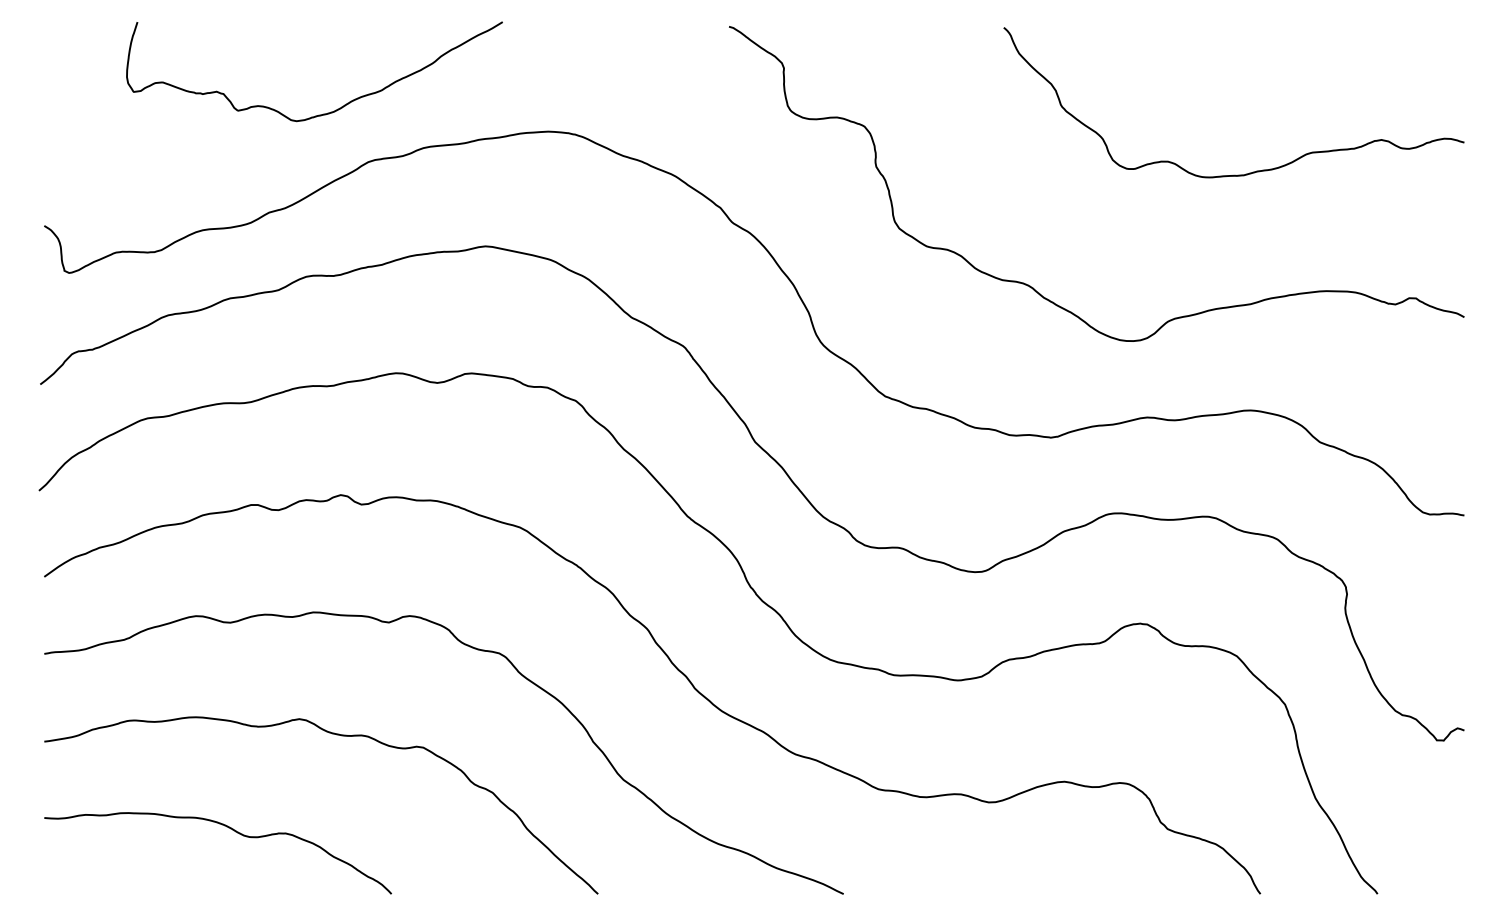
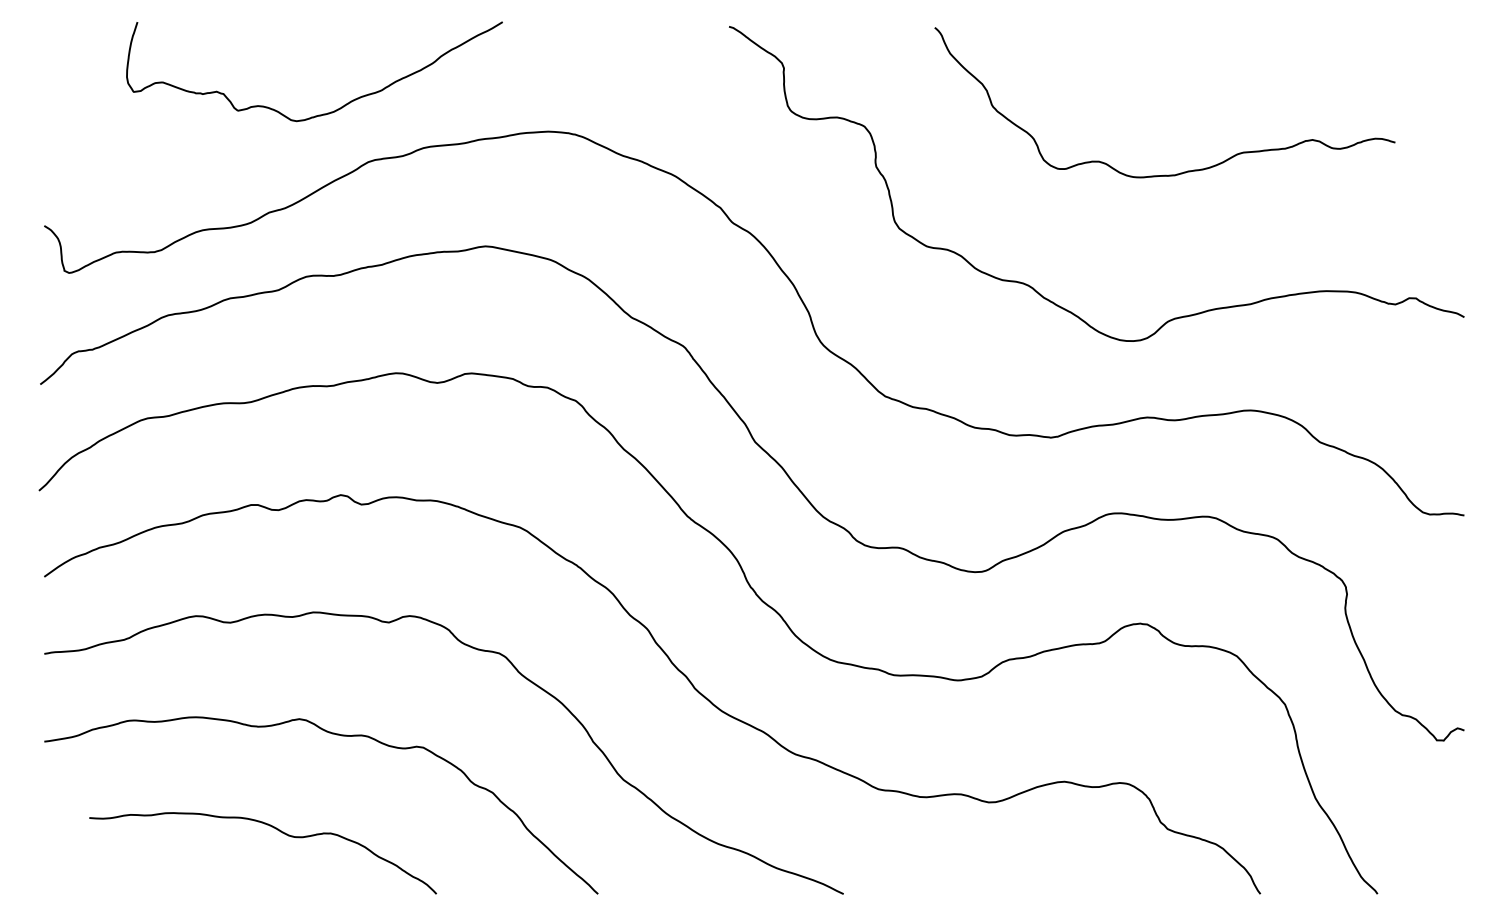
curve position: (1256, 170) -> (1187, 170) (1187, 170)
curve position: (230, 829) -> (275, 829) (275, 829)
